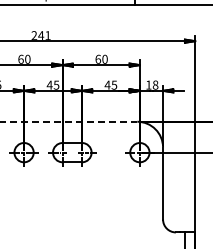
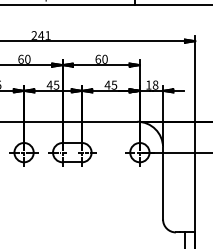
line: dashed -> solid (69, 121)
